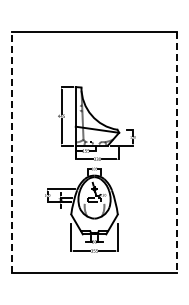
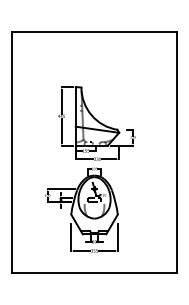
line: dashed -> solid (11, 151)
line: dashed -> solid (177, 152)
